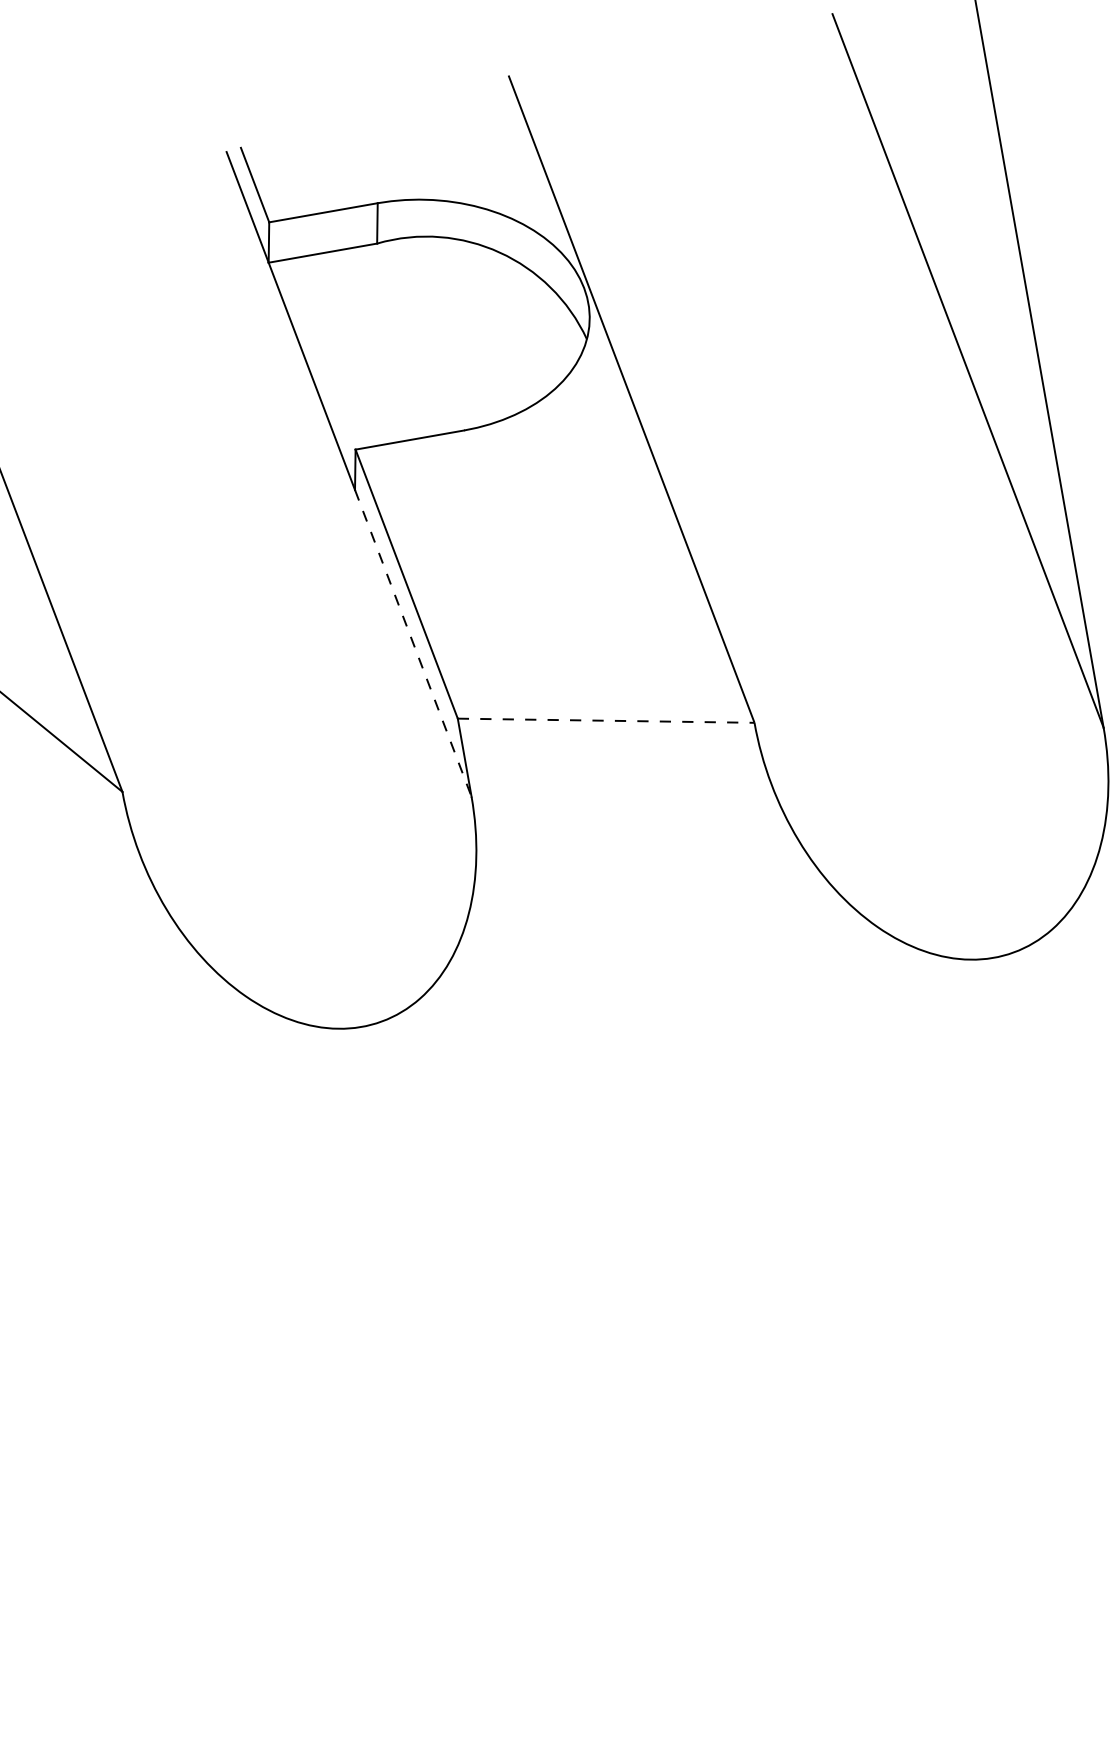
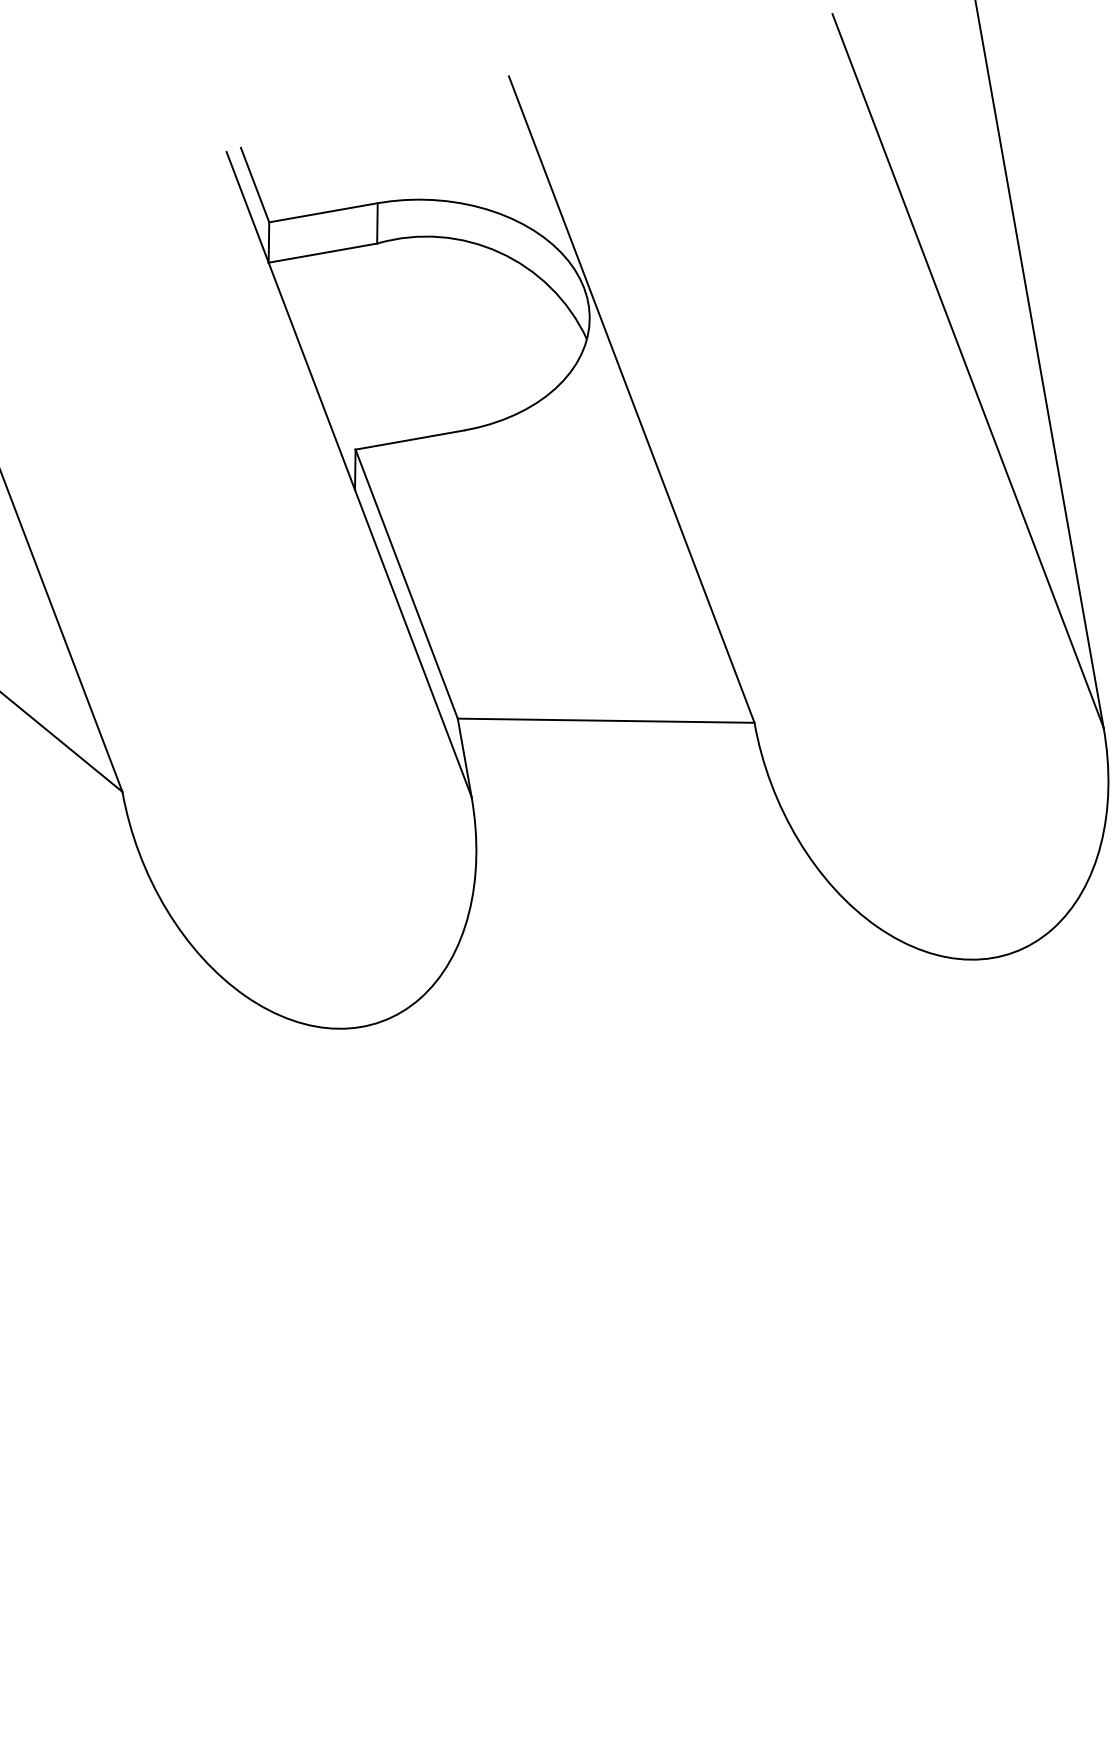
line: dashed -> solid (413, 643)
line: dashed -> solid (606, 720)
